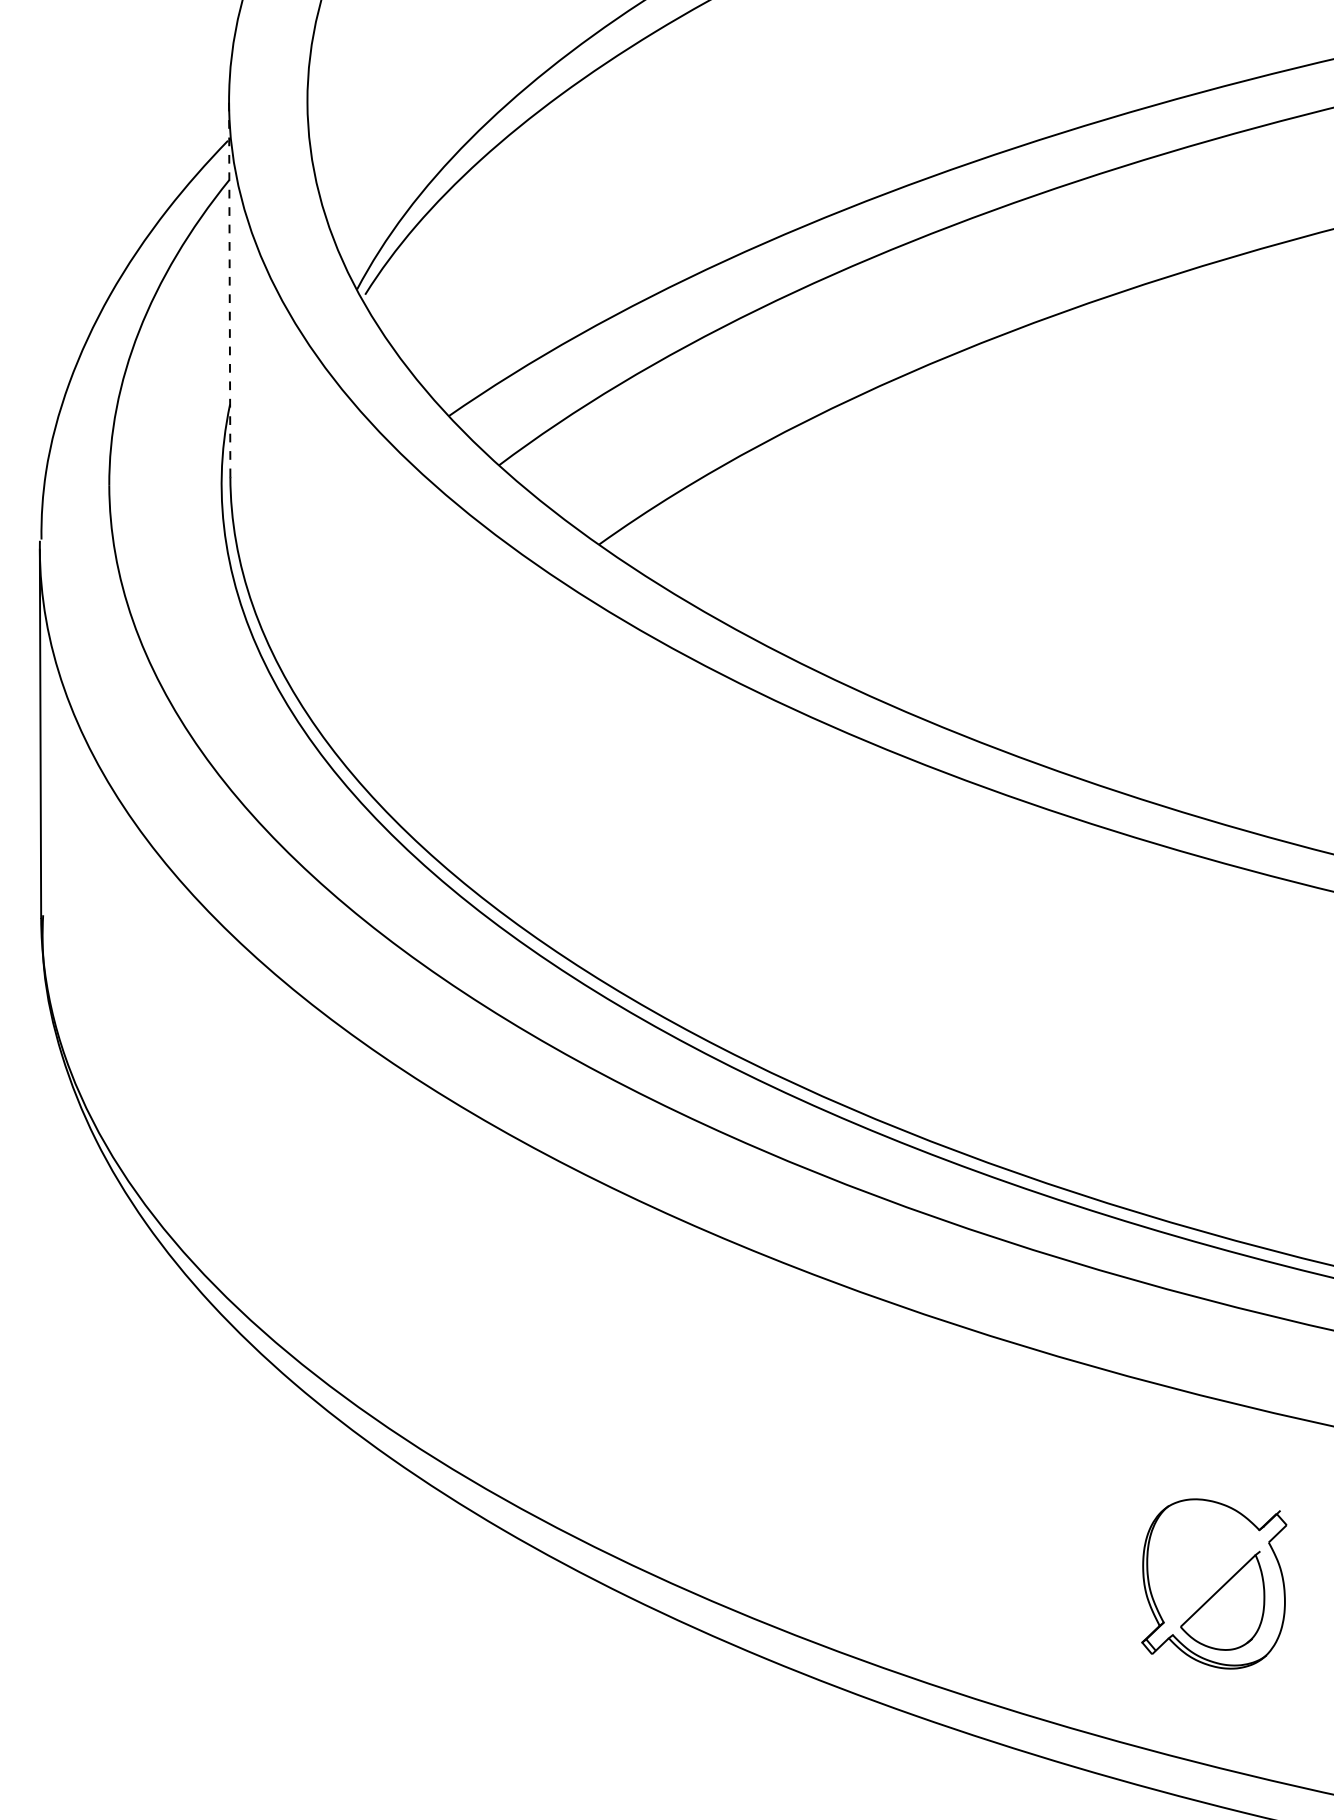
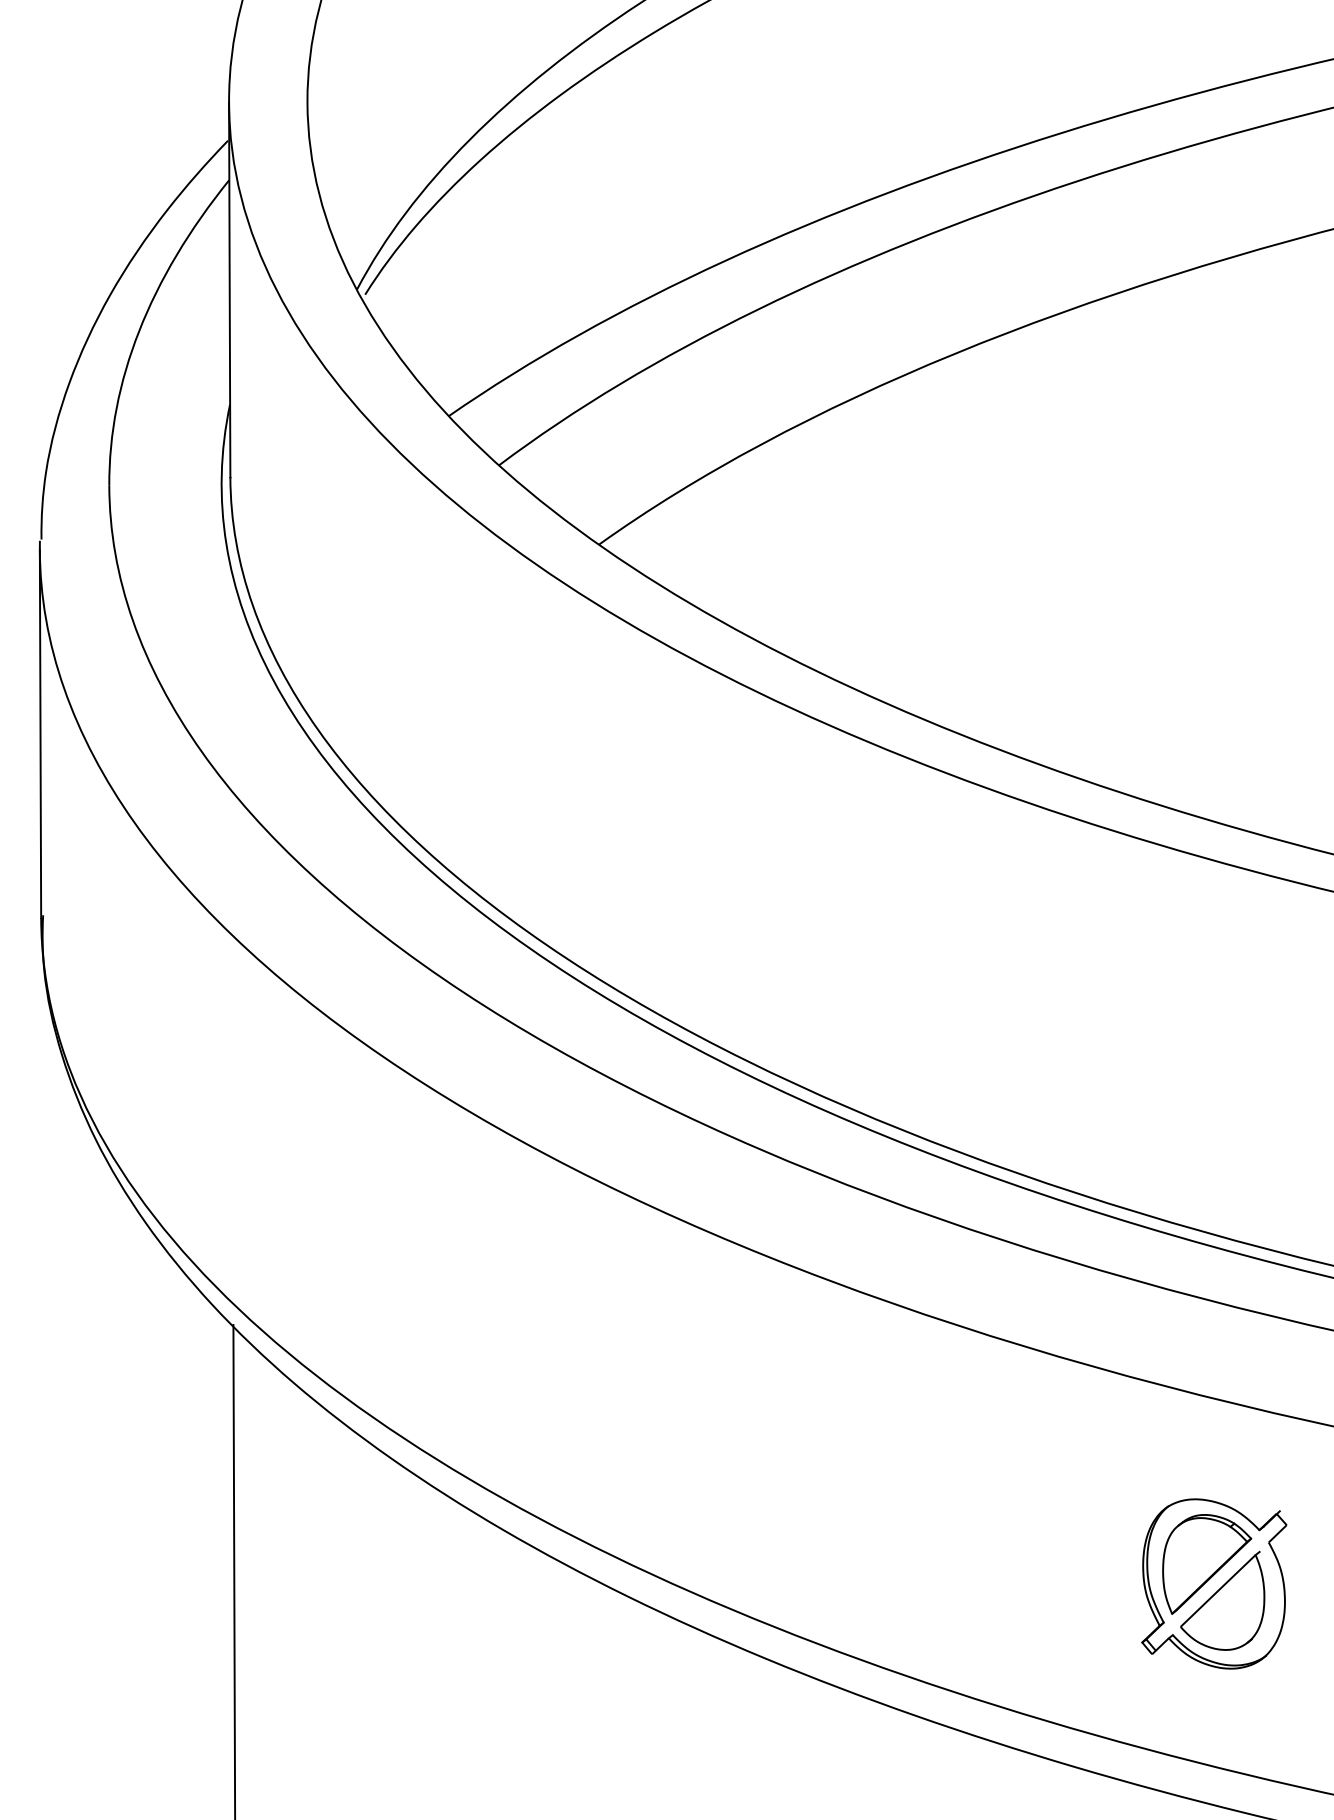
line: dashed -> solid (229, 290)
part: none -> present (1207, 1564)
line: none -> present (234, 1570)
